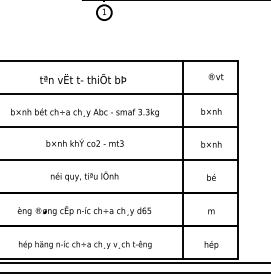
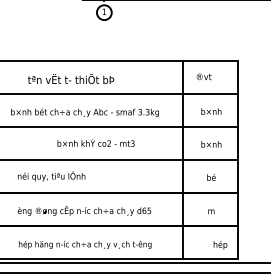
text position: (215, 76) -> (203, 76) (203, 76)
text position: (83, 78) -> (71, 78) (71, 78)
text position: (84, 142) -> (95, 142) (95, 142)
text position: (84, 176) -> (51, 176) (51, 176)
text position: (211, 244) -> (220, 244) (220, 244)
